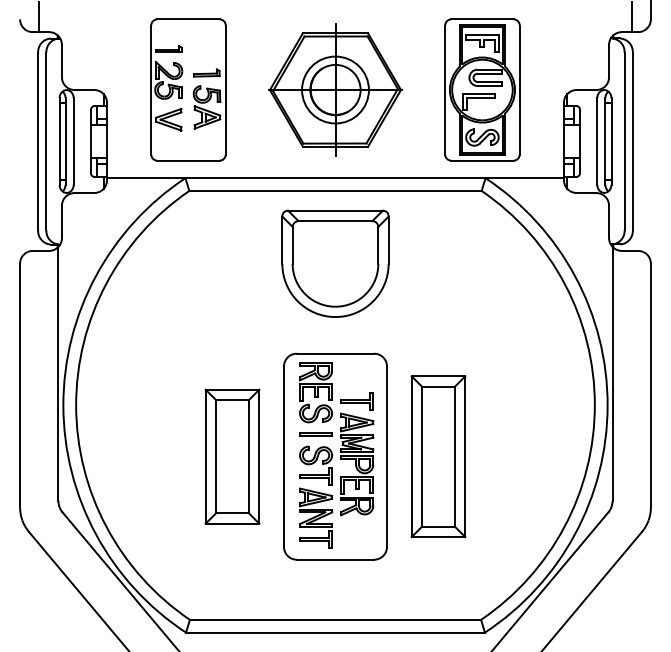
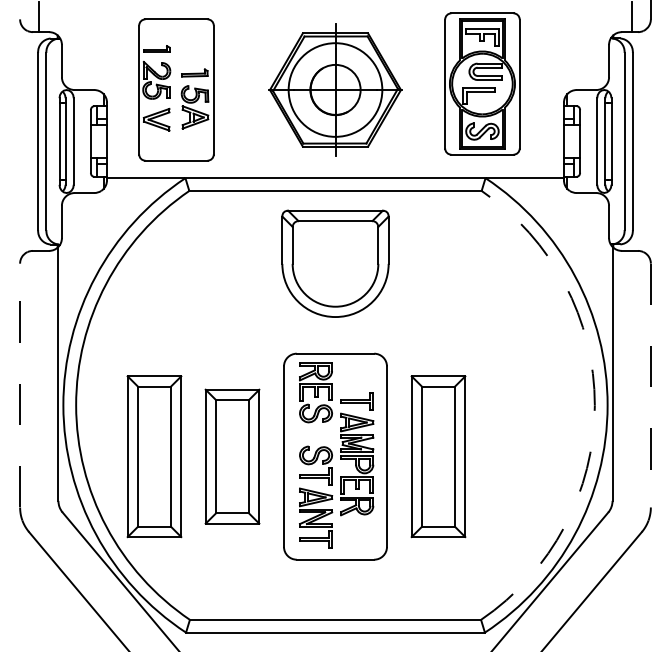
part position: (188, 89) -> (176, 89) (176, 89)
circle diameter: 67 px -> 94 px (335, 89)
part position: (482, 89) -> (482, 83) (482, 83)
line: solid -> dashed (20, 385)
line: solid -> dashed (650, 385)
arc: solid -> dashed (594, 405)
line: present -> none (315, 433)
part: none -> present (154, 456)
